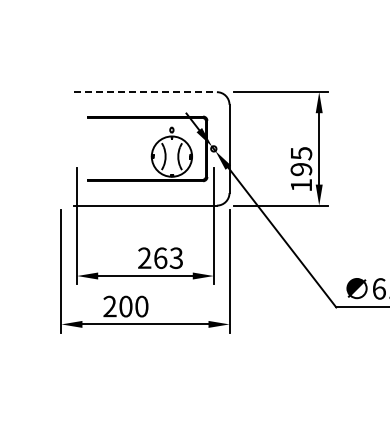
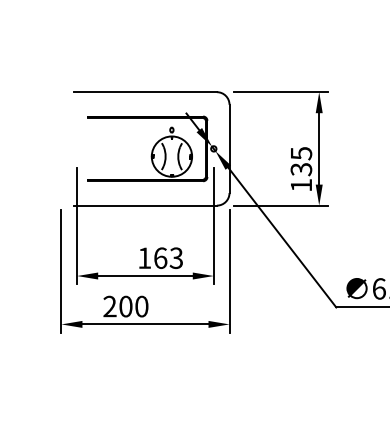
line: dashed -> solid (145, 92)
text: 195 -> 135 (301, 169)
text: 263 -> 163 (144, 257)
